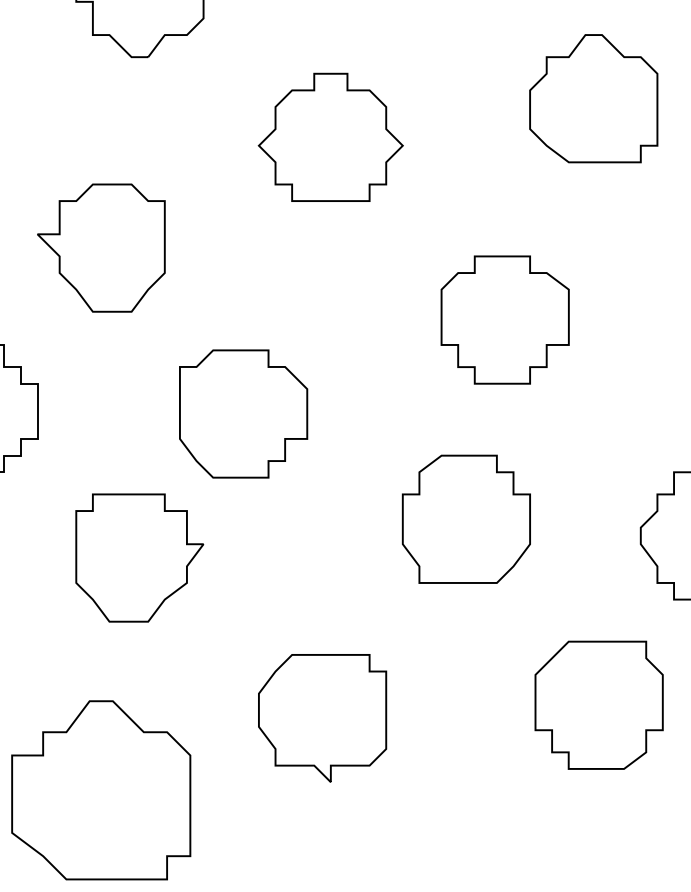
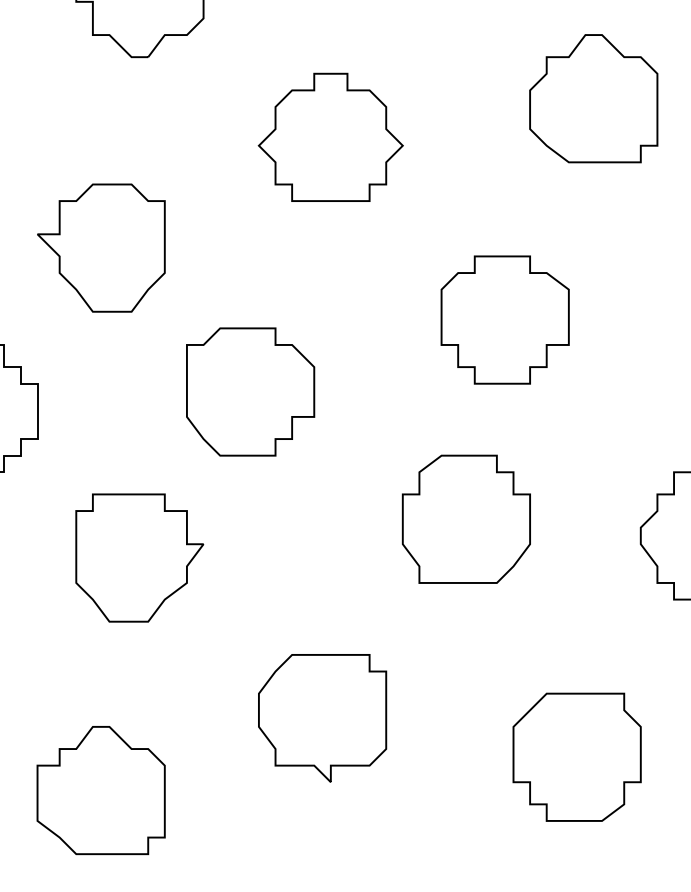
part position: (243, 413) -> (250, 391) (250, 391)
part position: (598, 704) -> (576, 756) (576, 756)
part size: 181x181 px -> 130x130 px (100, 790)
